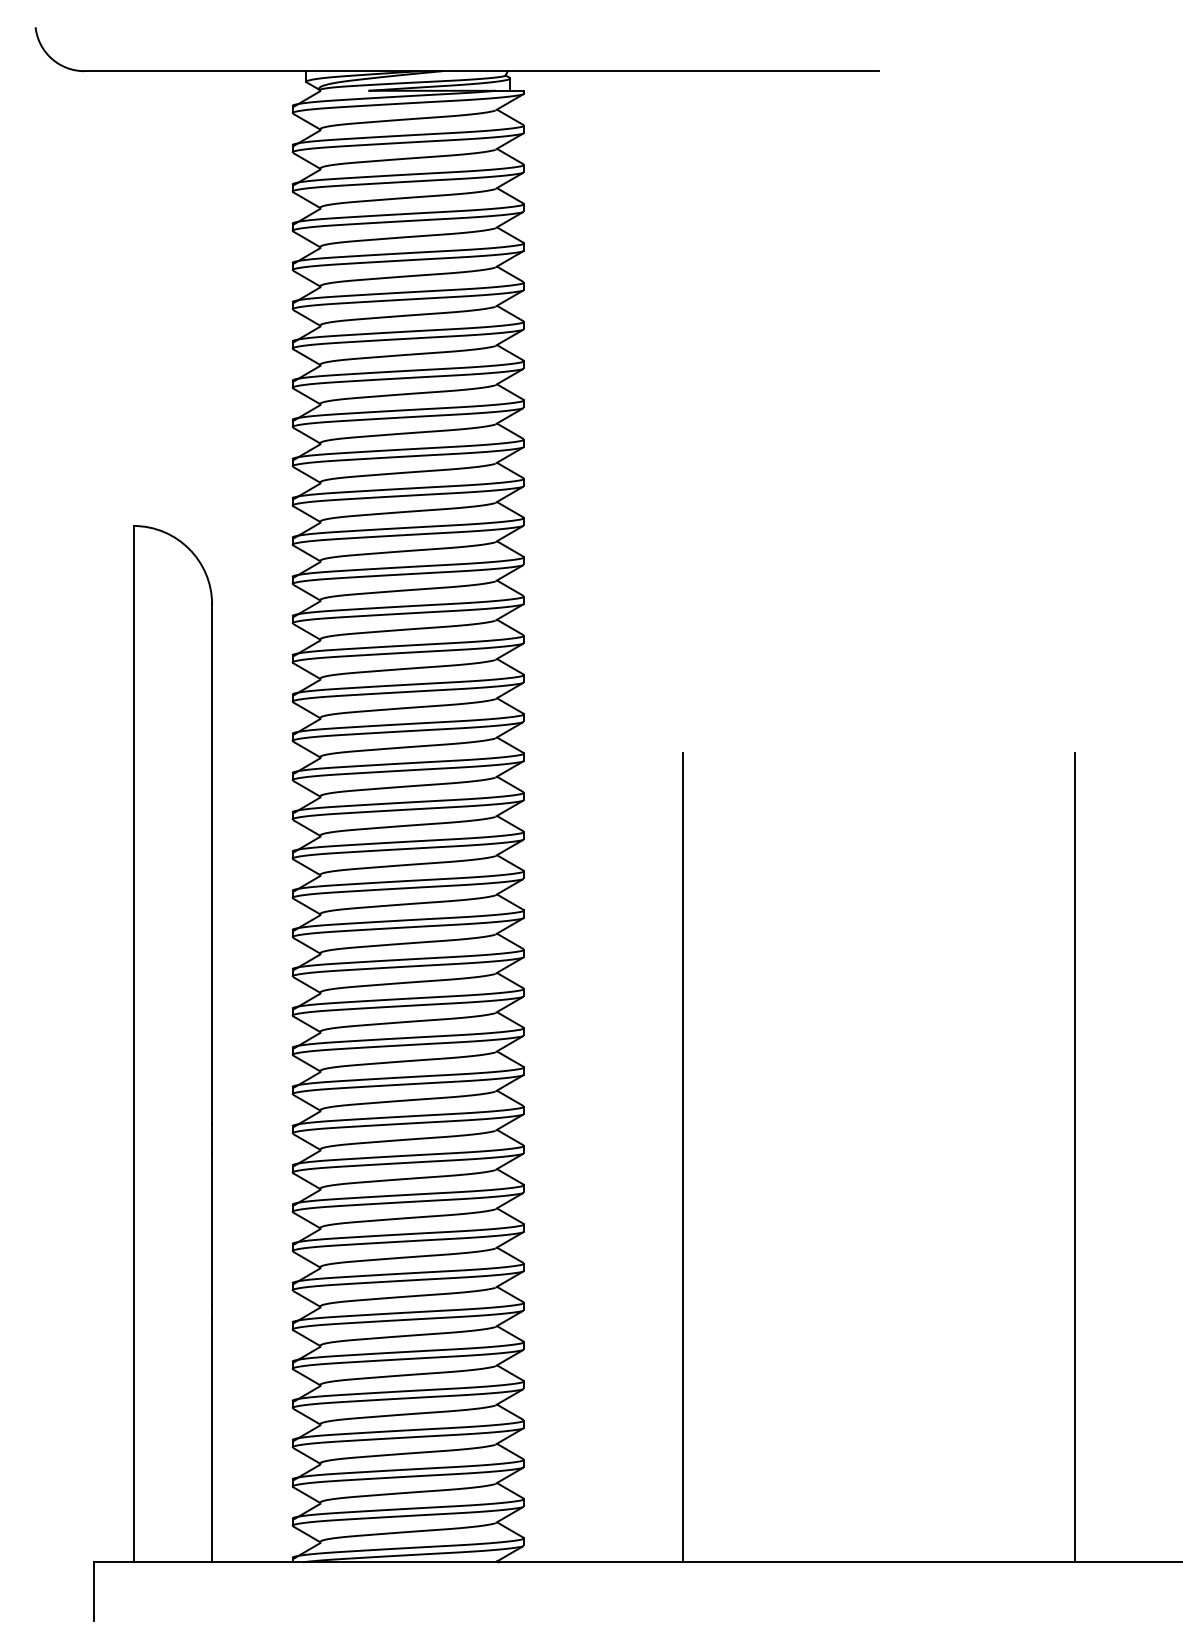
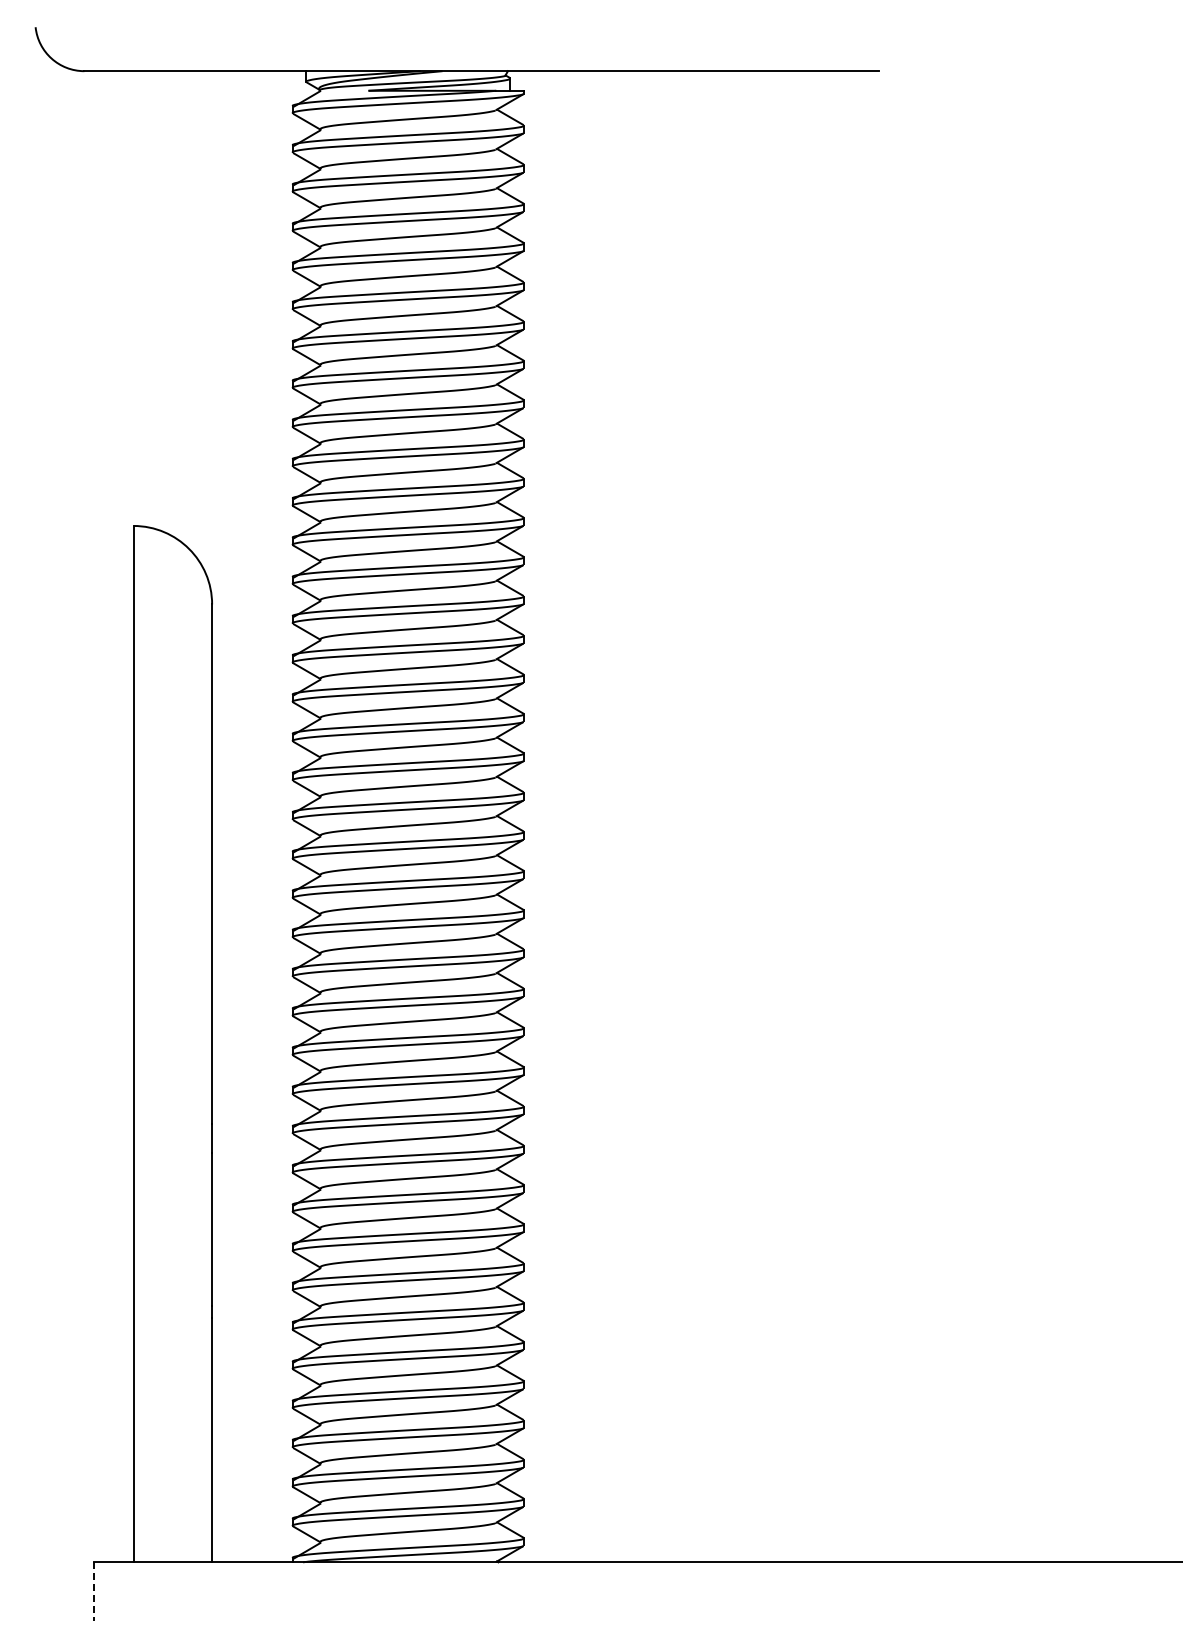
line: present -> none (683, 1157)
line: present -> none (1075, 1157)
line: solid -> dashed (94, 1592)
